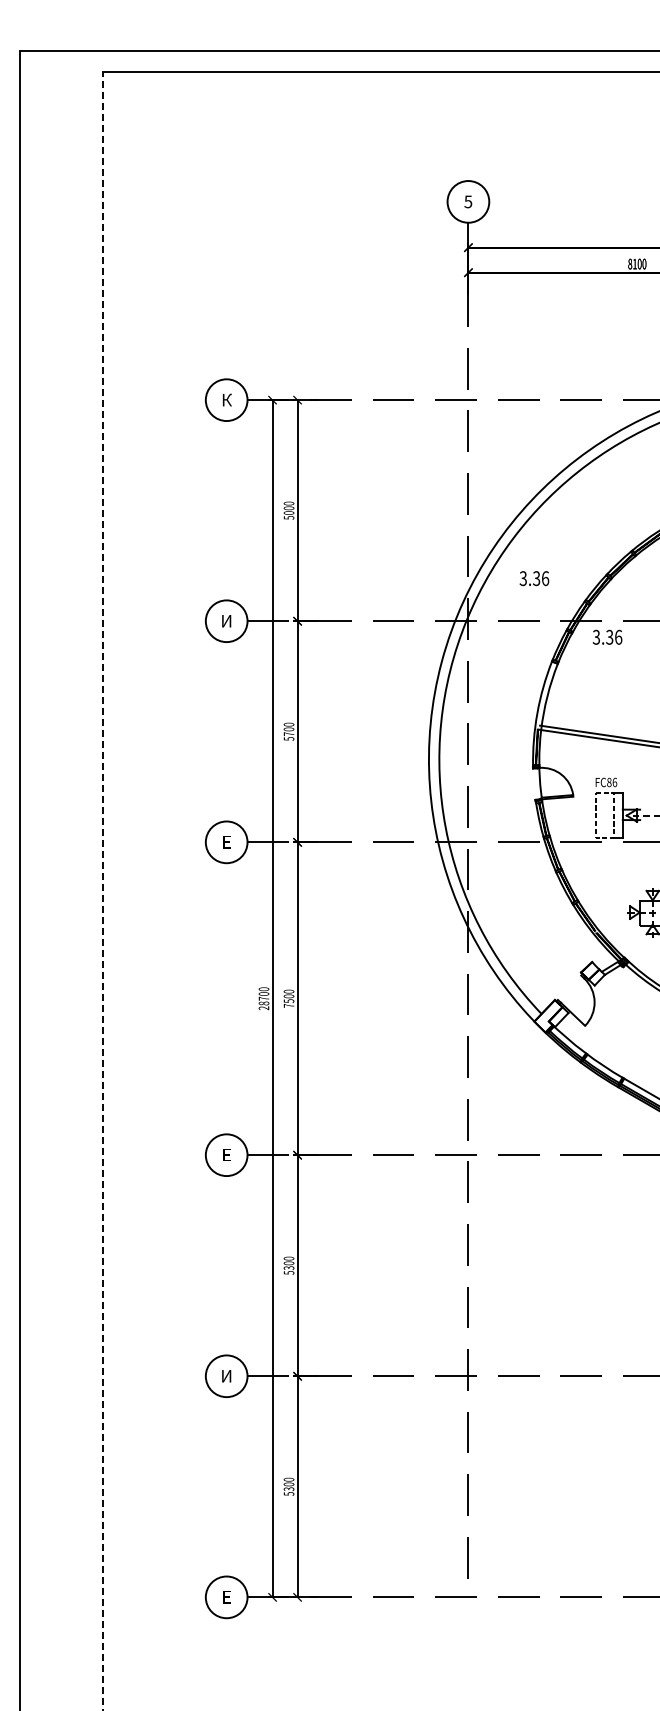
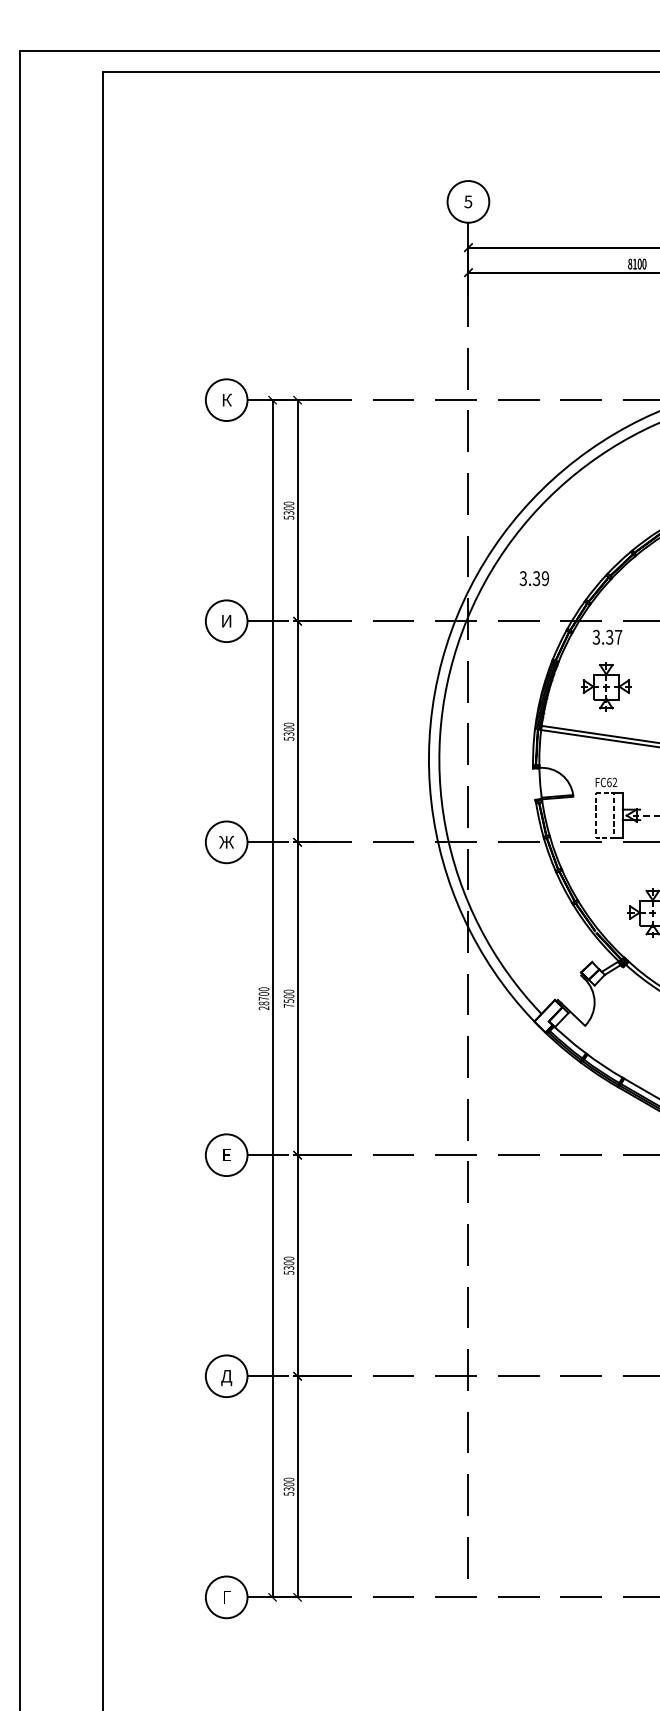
text: 5000 -> 5300 (289, 512)
text: 3.36 -> 3.39 (545, 578)
text: 3.36 -> 3.37 (618, 636)
part: none -> present (606, 686)
hatch: none -> present (546, 695)
text: 5700 -> 5300 (288, 734)
text: FC86 -> FC62 (612, 781)
text: Е -> Ж (226, 841)
line: dashed -> solid (103, 890)
text: И -> Д (226, 1378)
text: Е -> Г (226, 1597)
